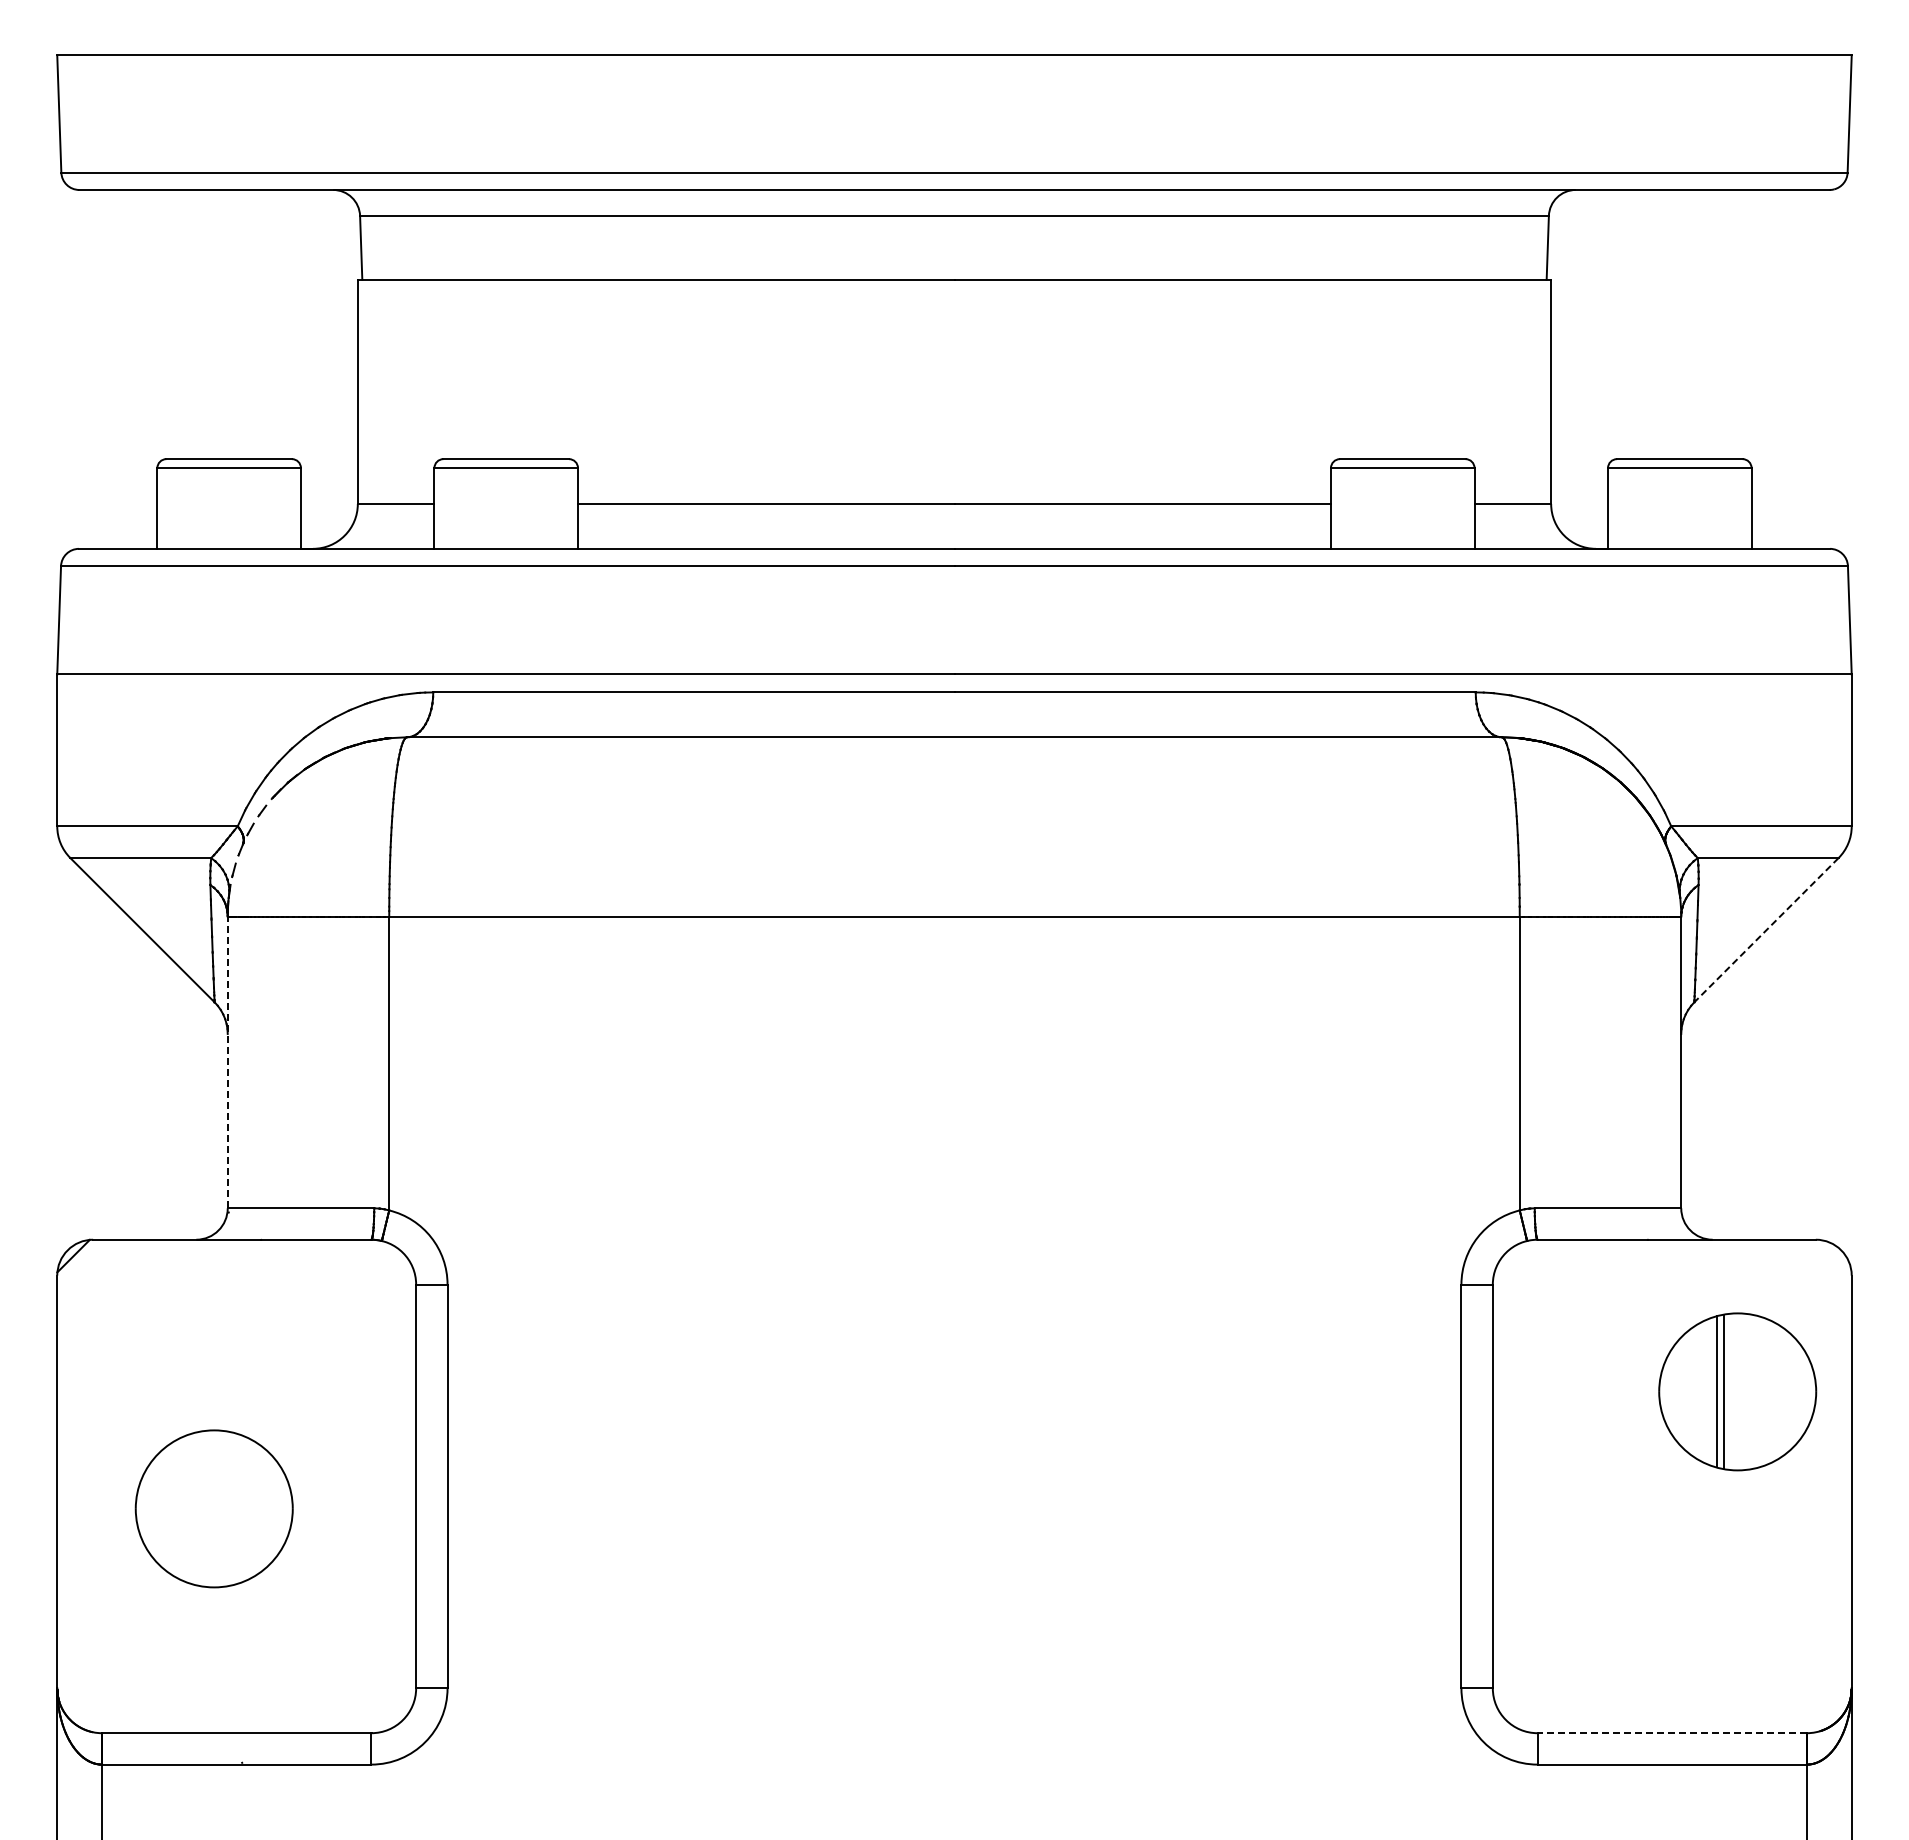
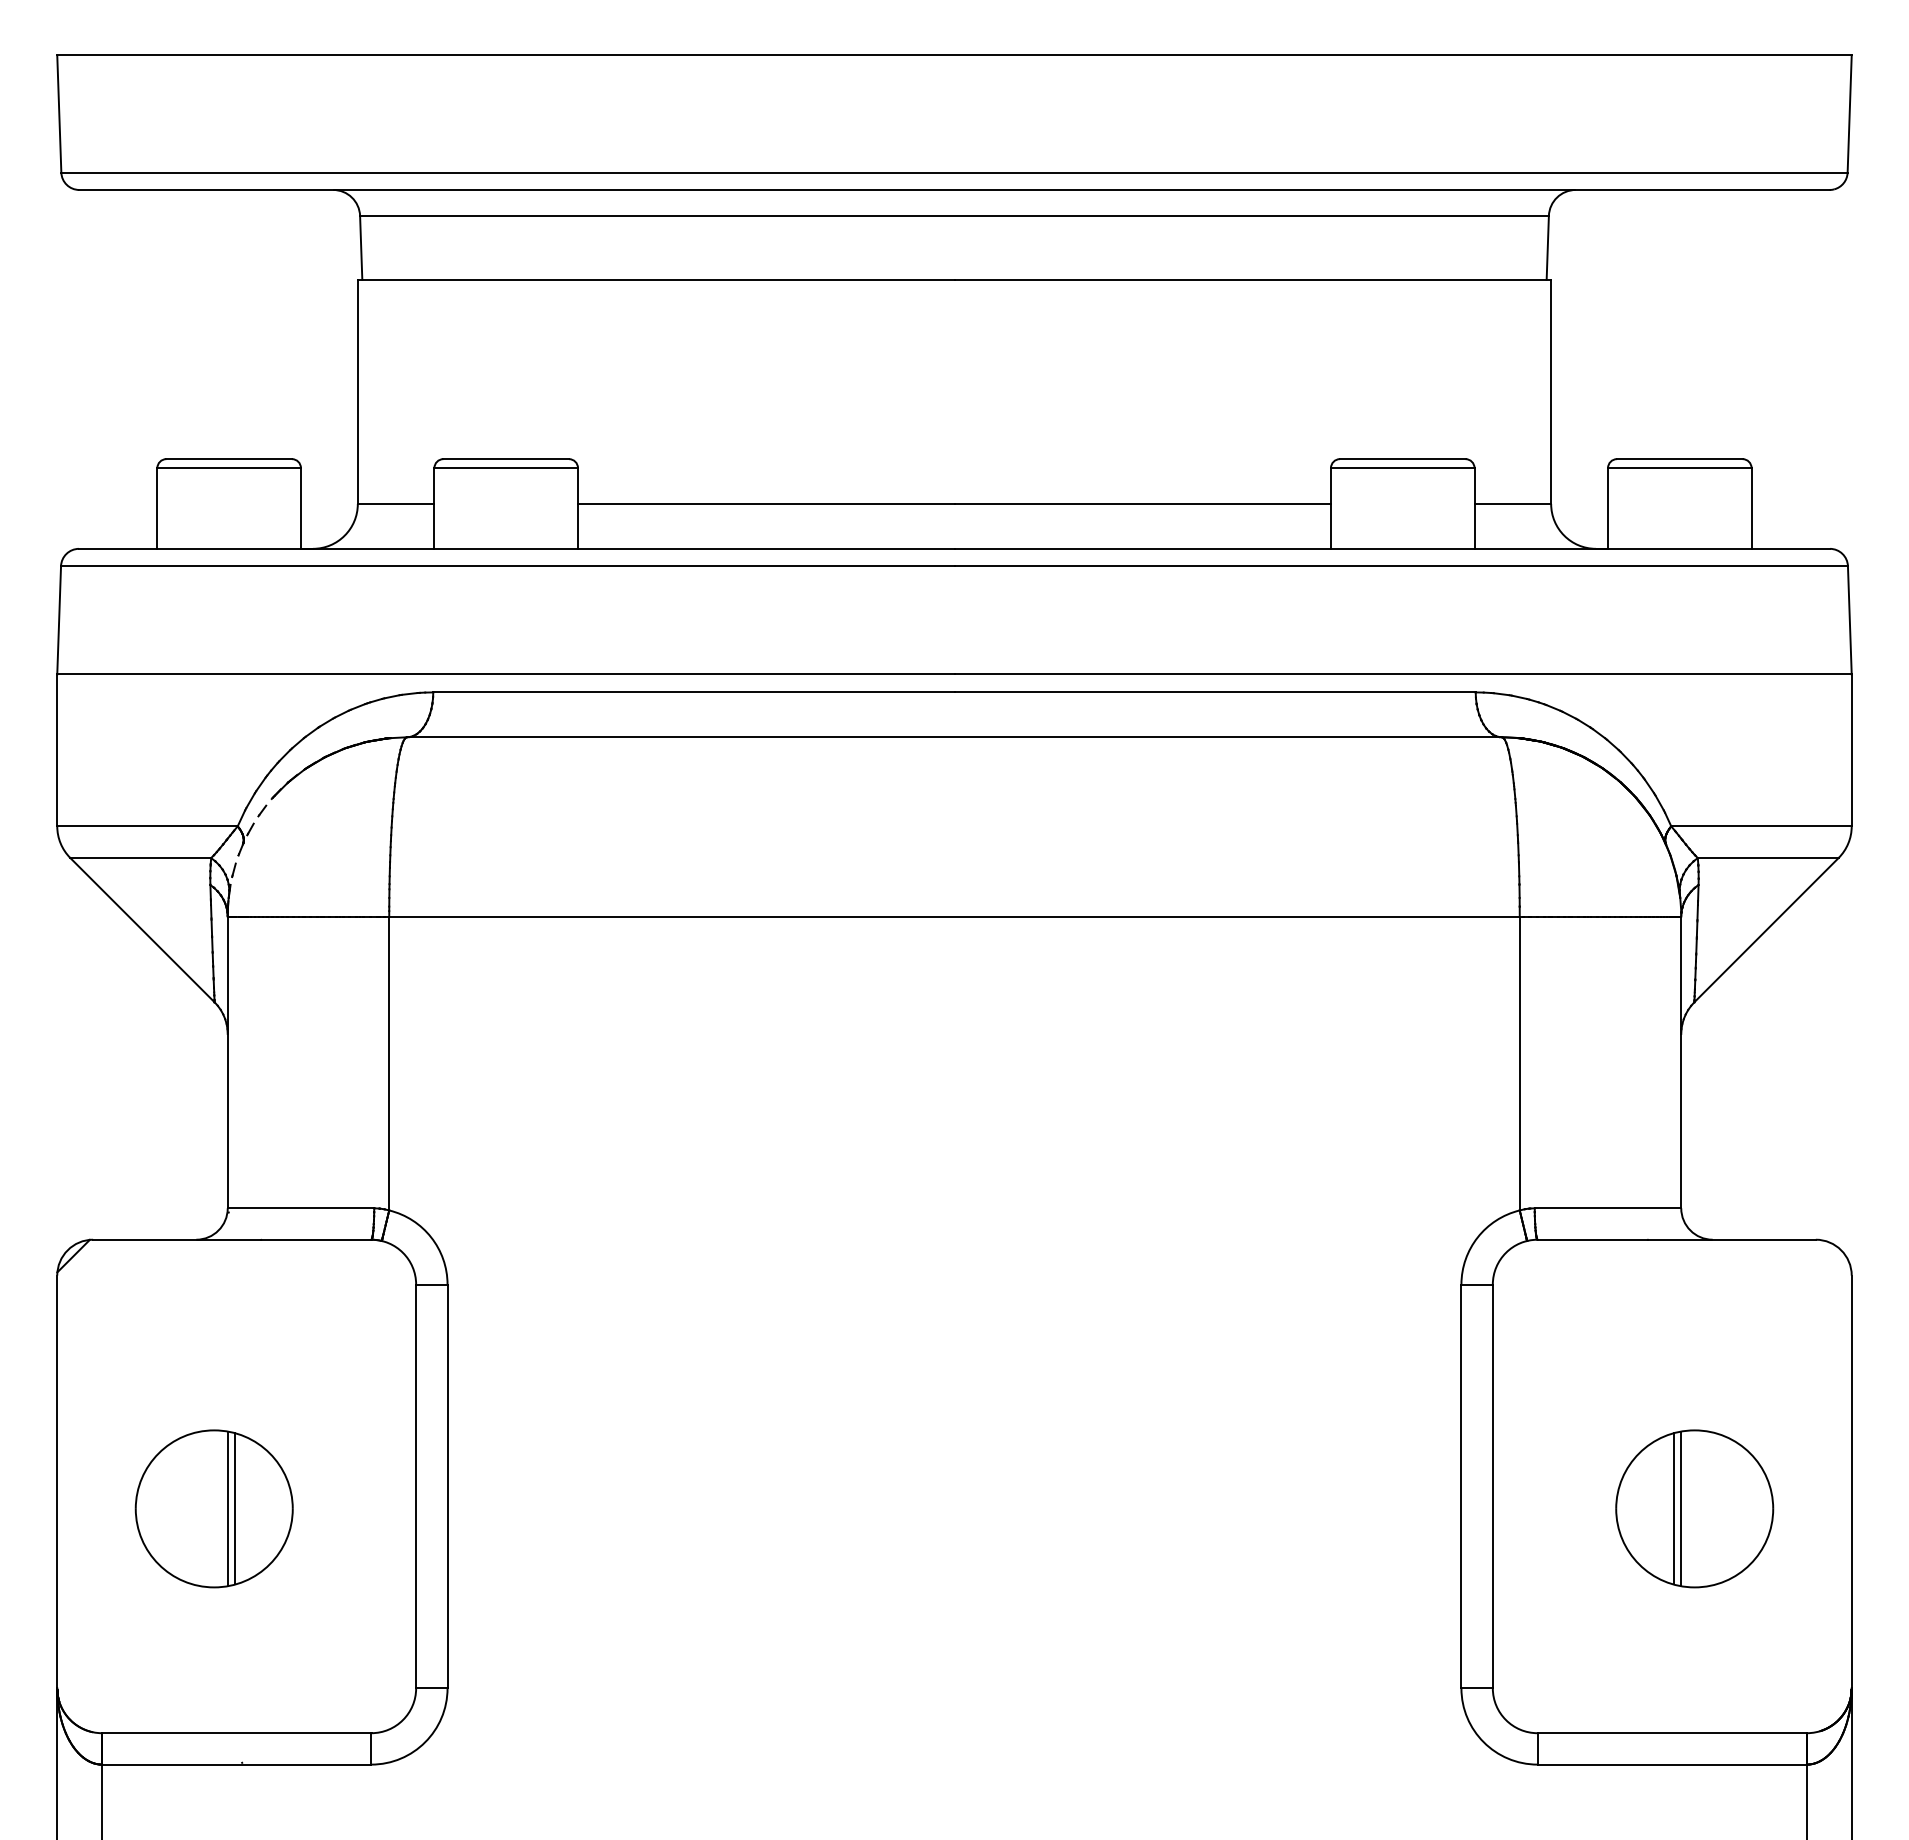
line: dashed -> solid (1766, 930)
line: dashed -> solid (227, 1062)
part position: (1737, 1391) -> (1694, 1508) (1694, 1508)
line: none -> present (227, 1508)
line: none -> present (235, 1508)
line: dashed -> solid (1672, 1733)
